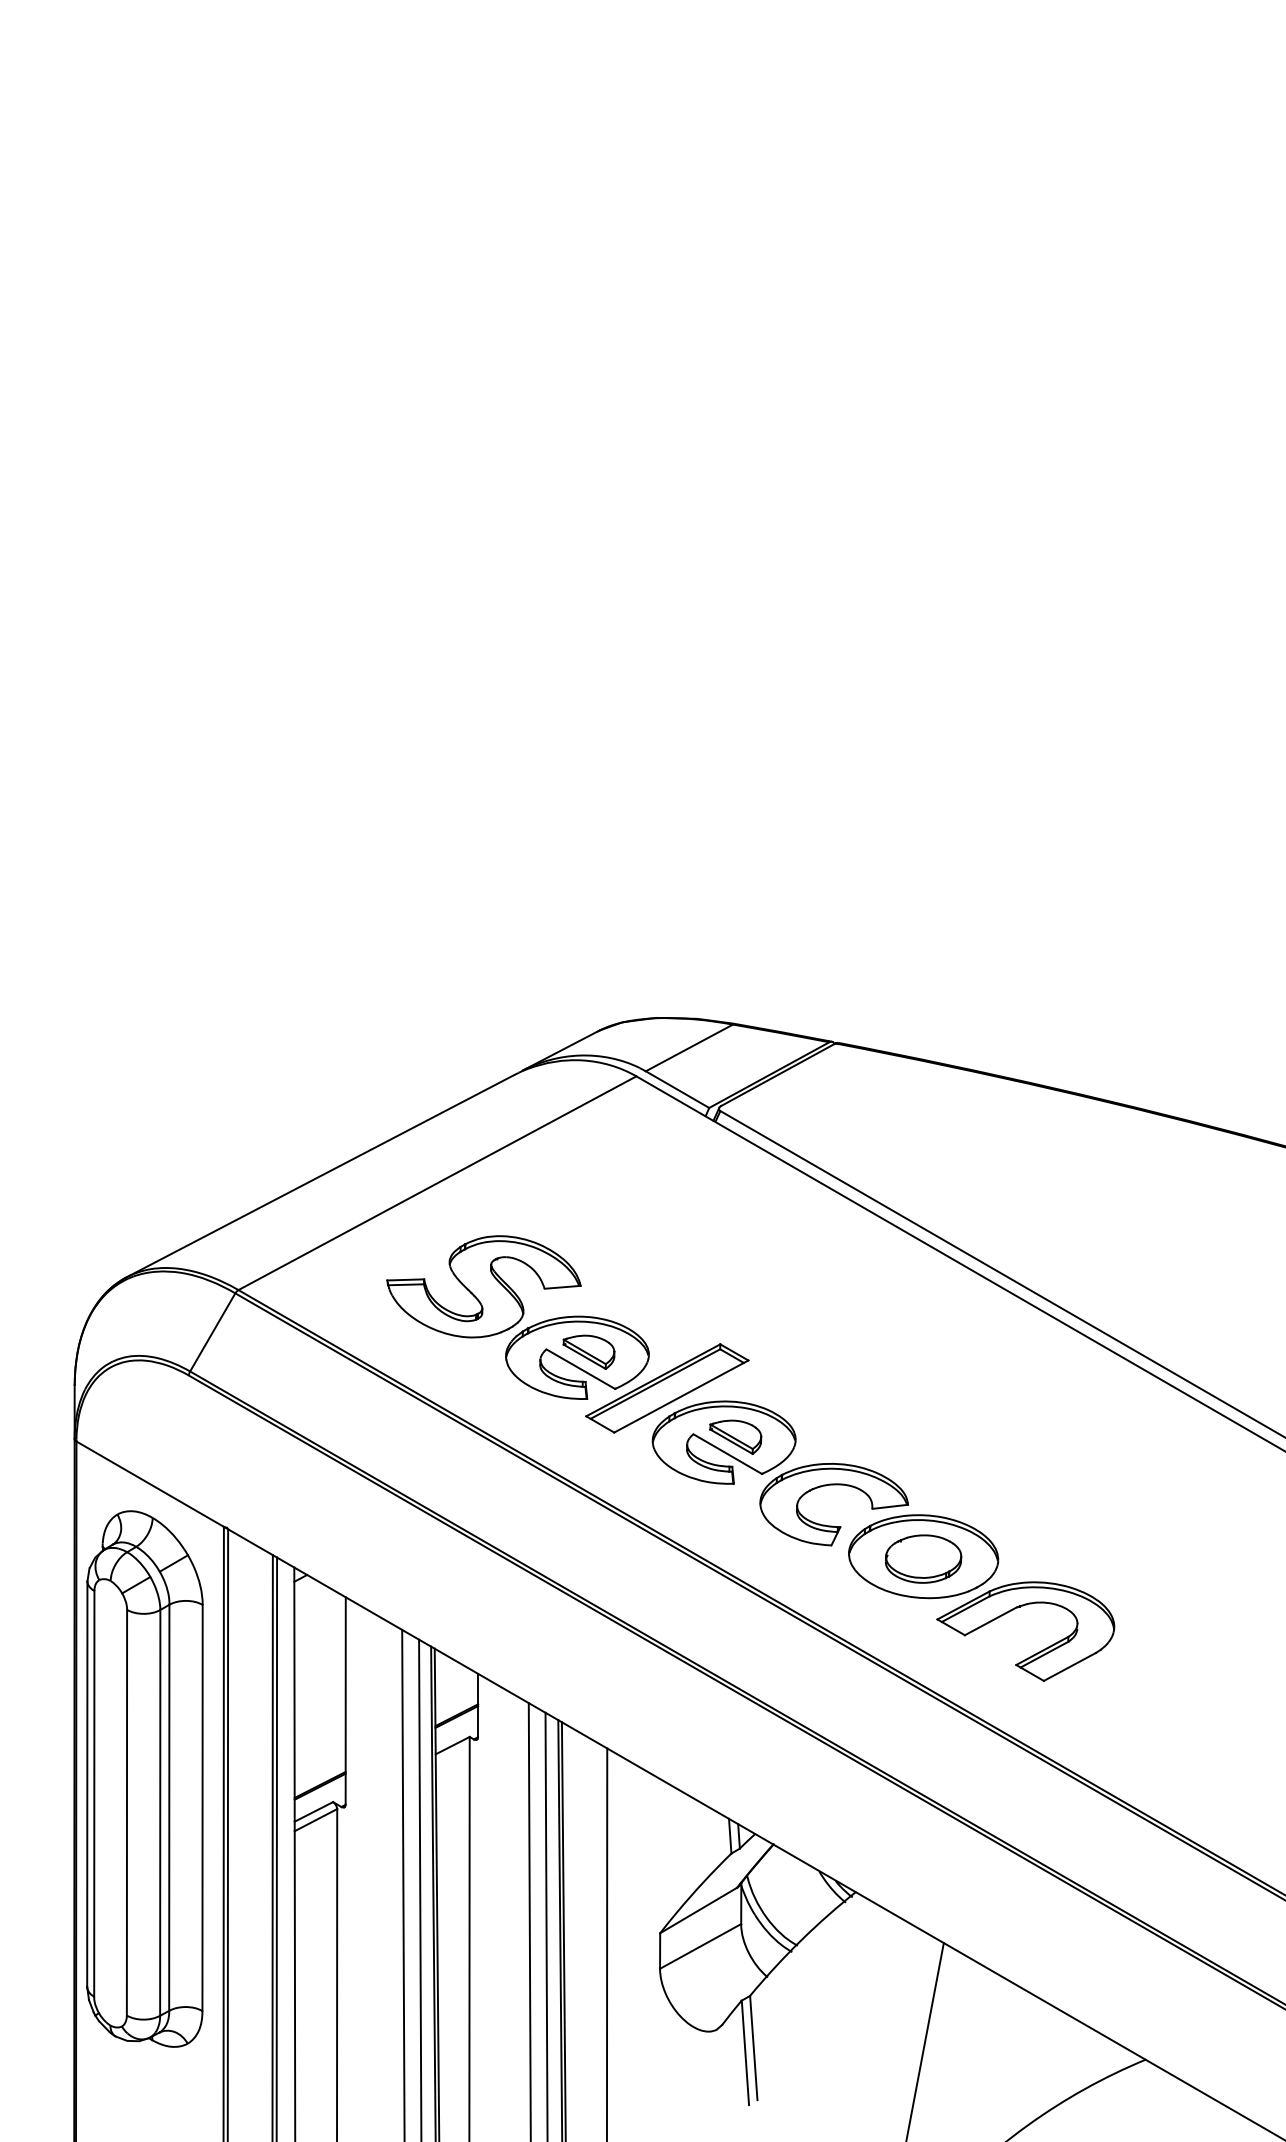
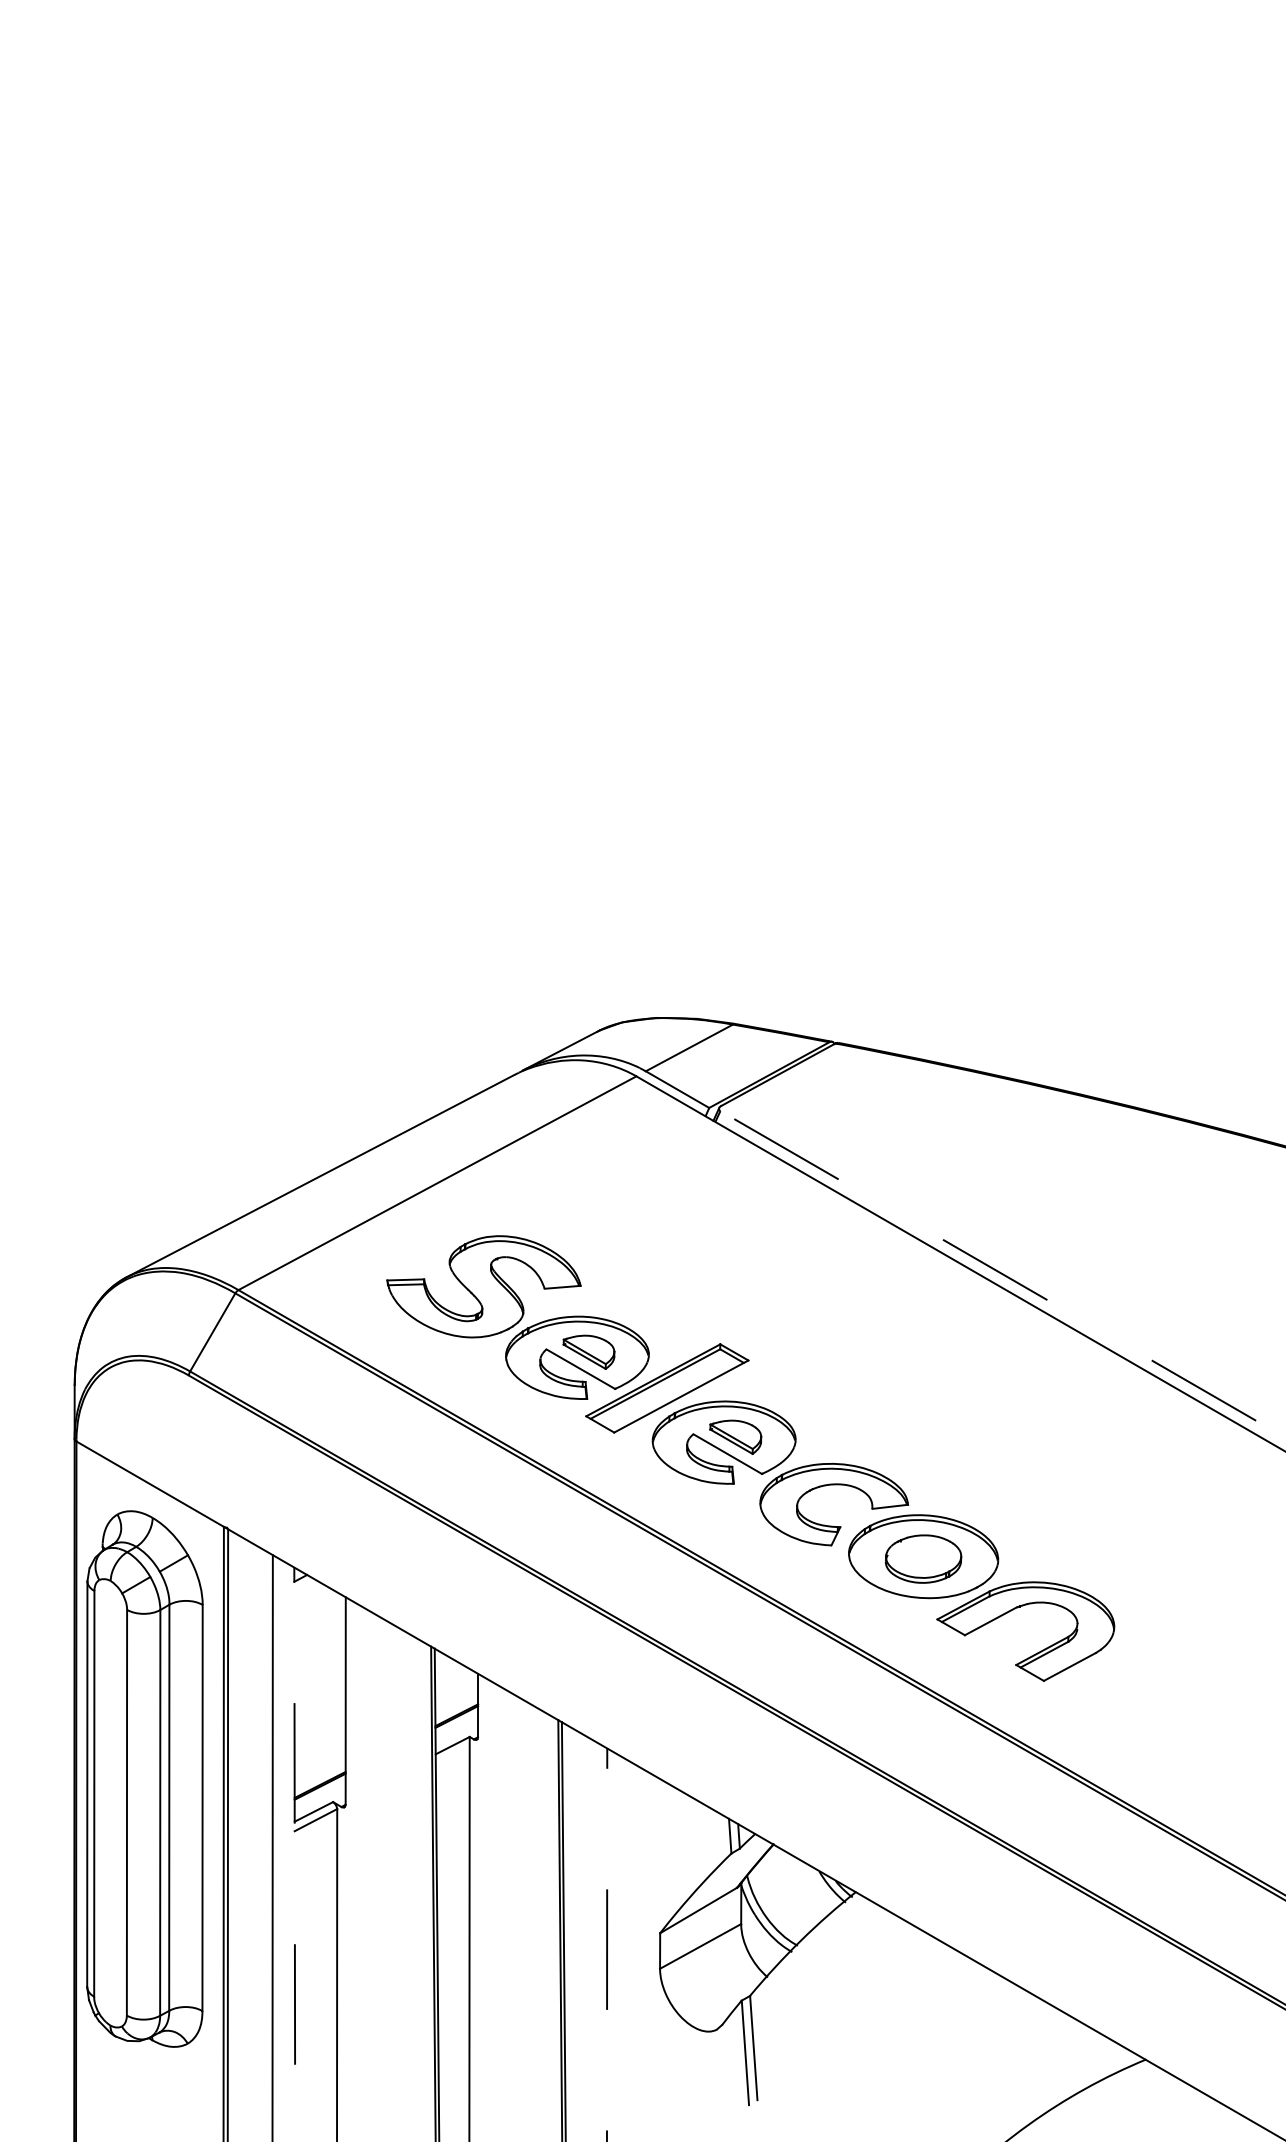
line: solid -> dashed (1002, 1274)
line: present -> none (276, 1847)
line: solid -> dashed (294, 1854)
line: present -> none (403, 1883)
line: present -> none (420, 1888)
line: present -> none (529, 1920)
line: present -> none (546, 1925)
line: solid -> dashed (607, 1944)
line: present -> none (924, 2040)
